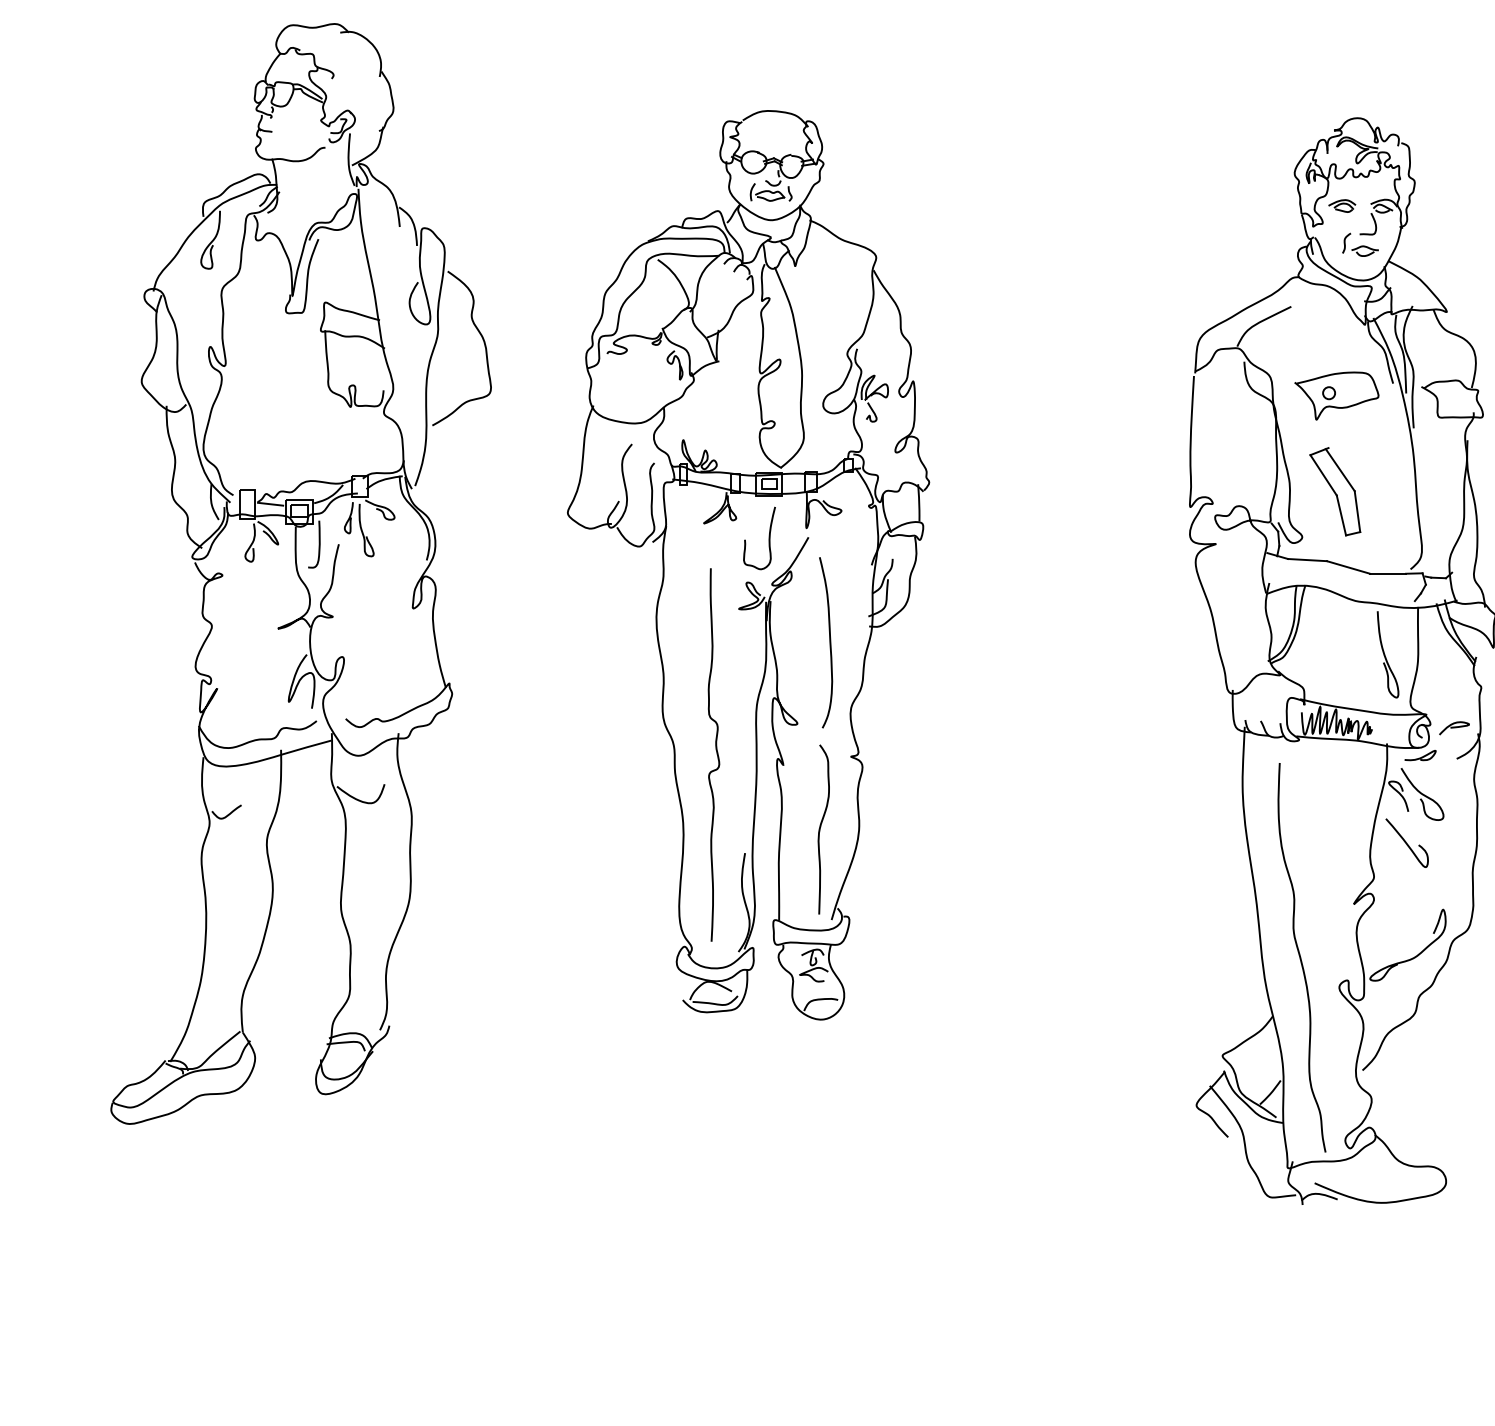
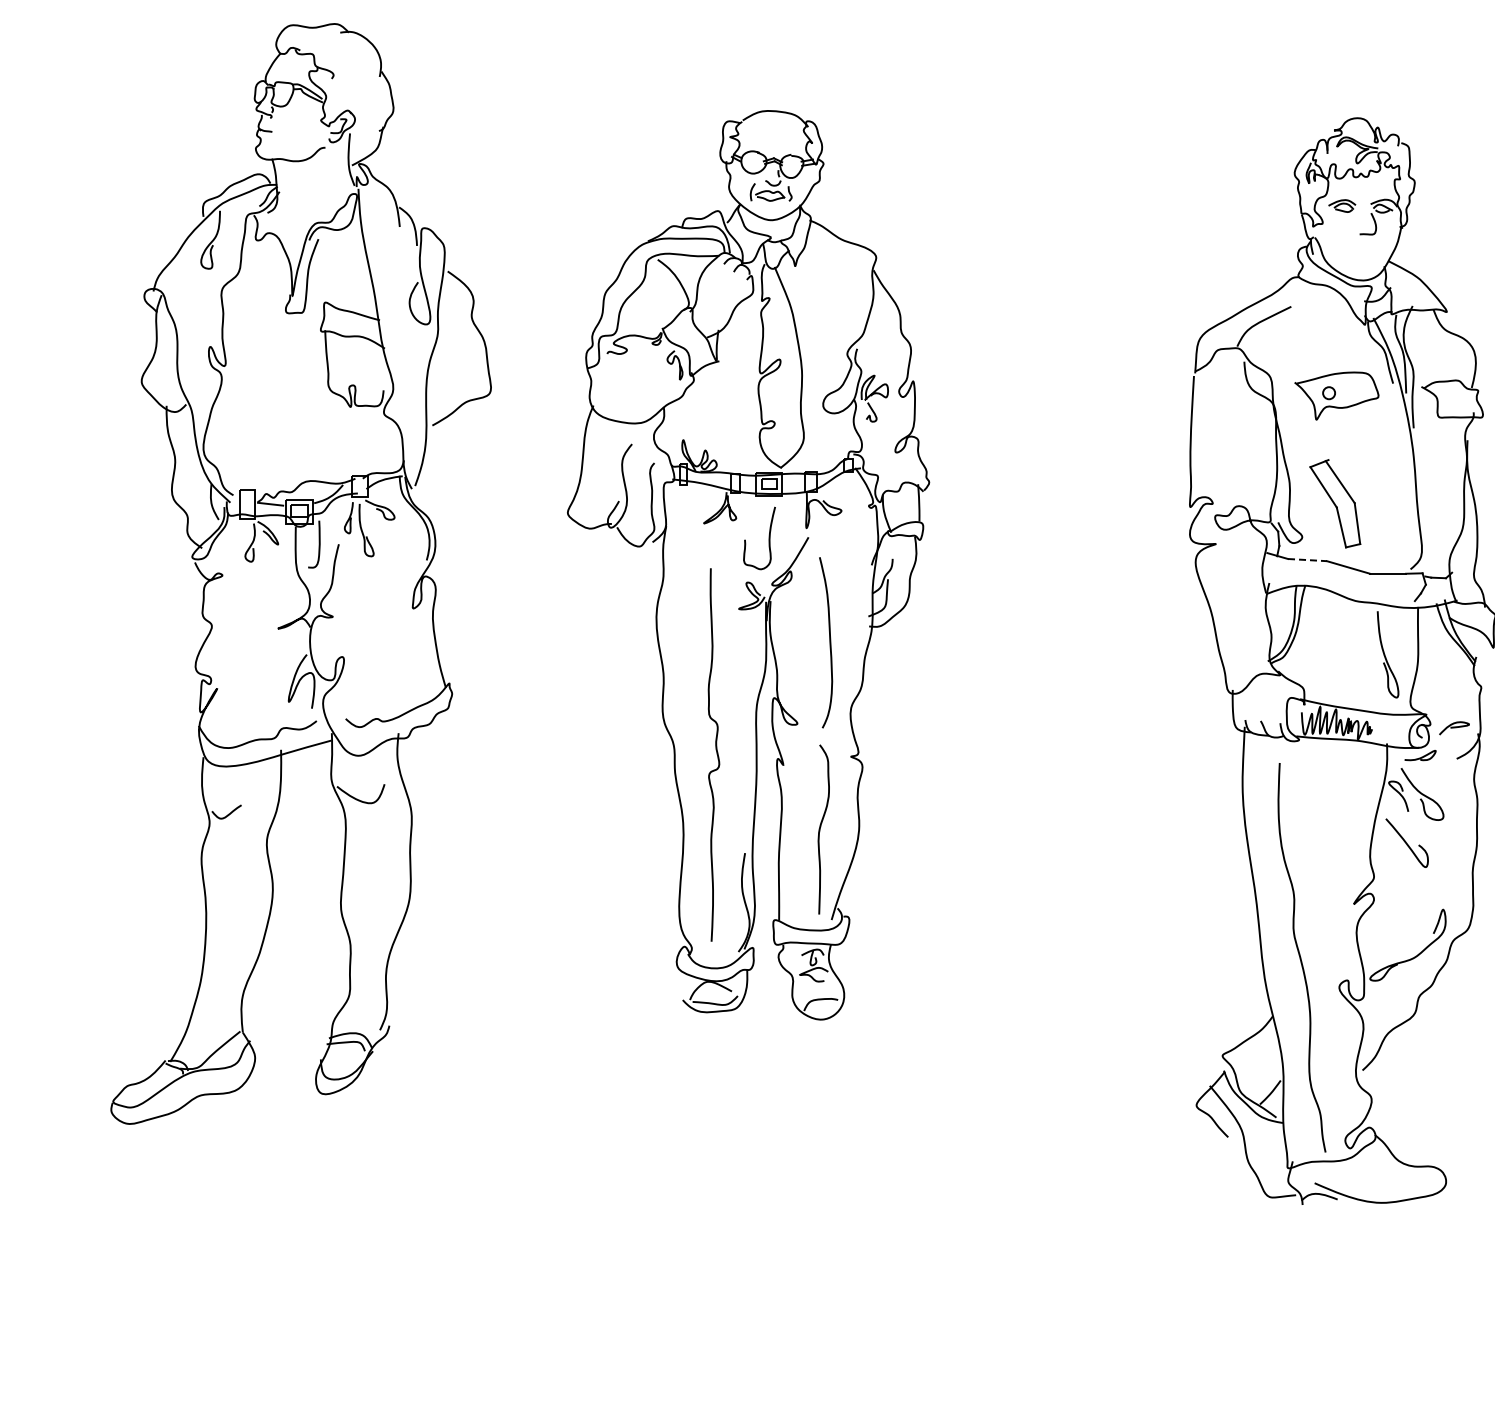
part: present -> none (1360, 244)
part position: (1335, 491) -> (1335, 503) (1335, 503)
line: solid -> dashed (1307, 560)
